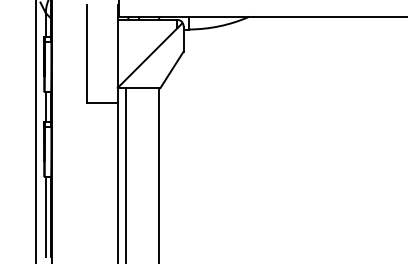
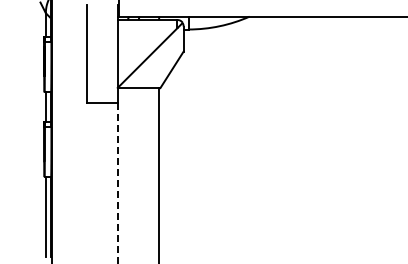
line: present -> none (35, 131)
line: present -> none (126, 174)
line: solid -> dashed (118, 183)
